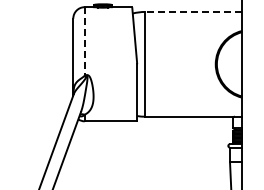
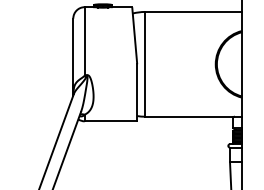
line: dashed -> solid (193, 11)
line: dashed -> solid (84, 41)
